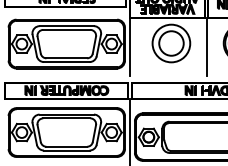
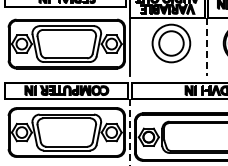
line: solid -> dashed (206, 47)
line: solid -> dashed (130, 132)
